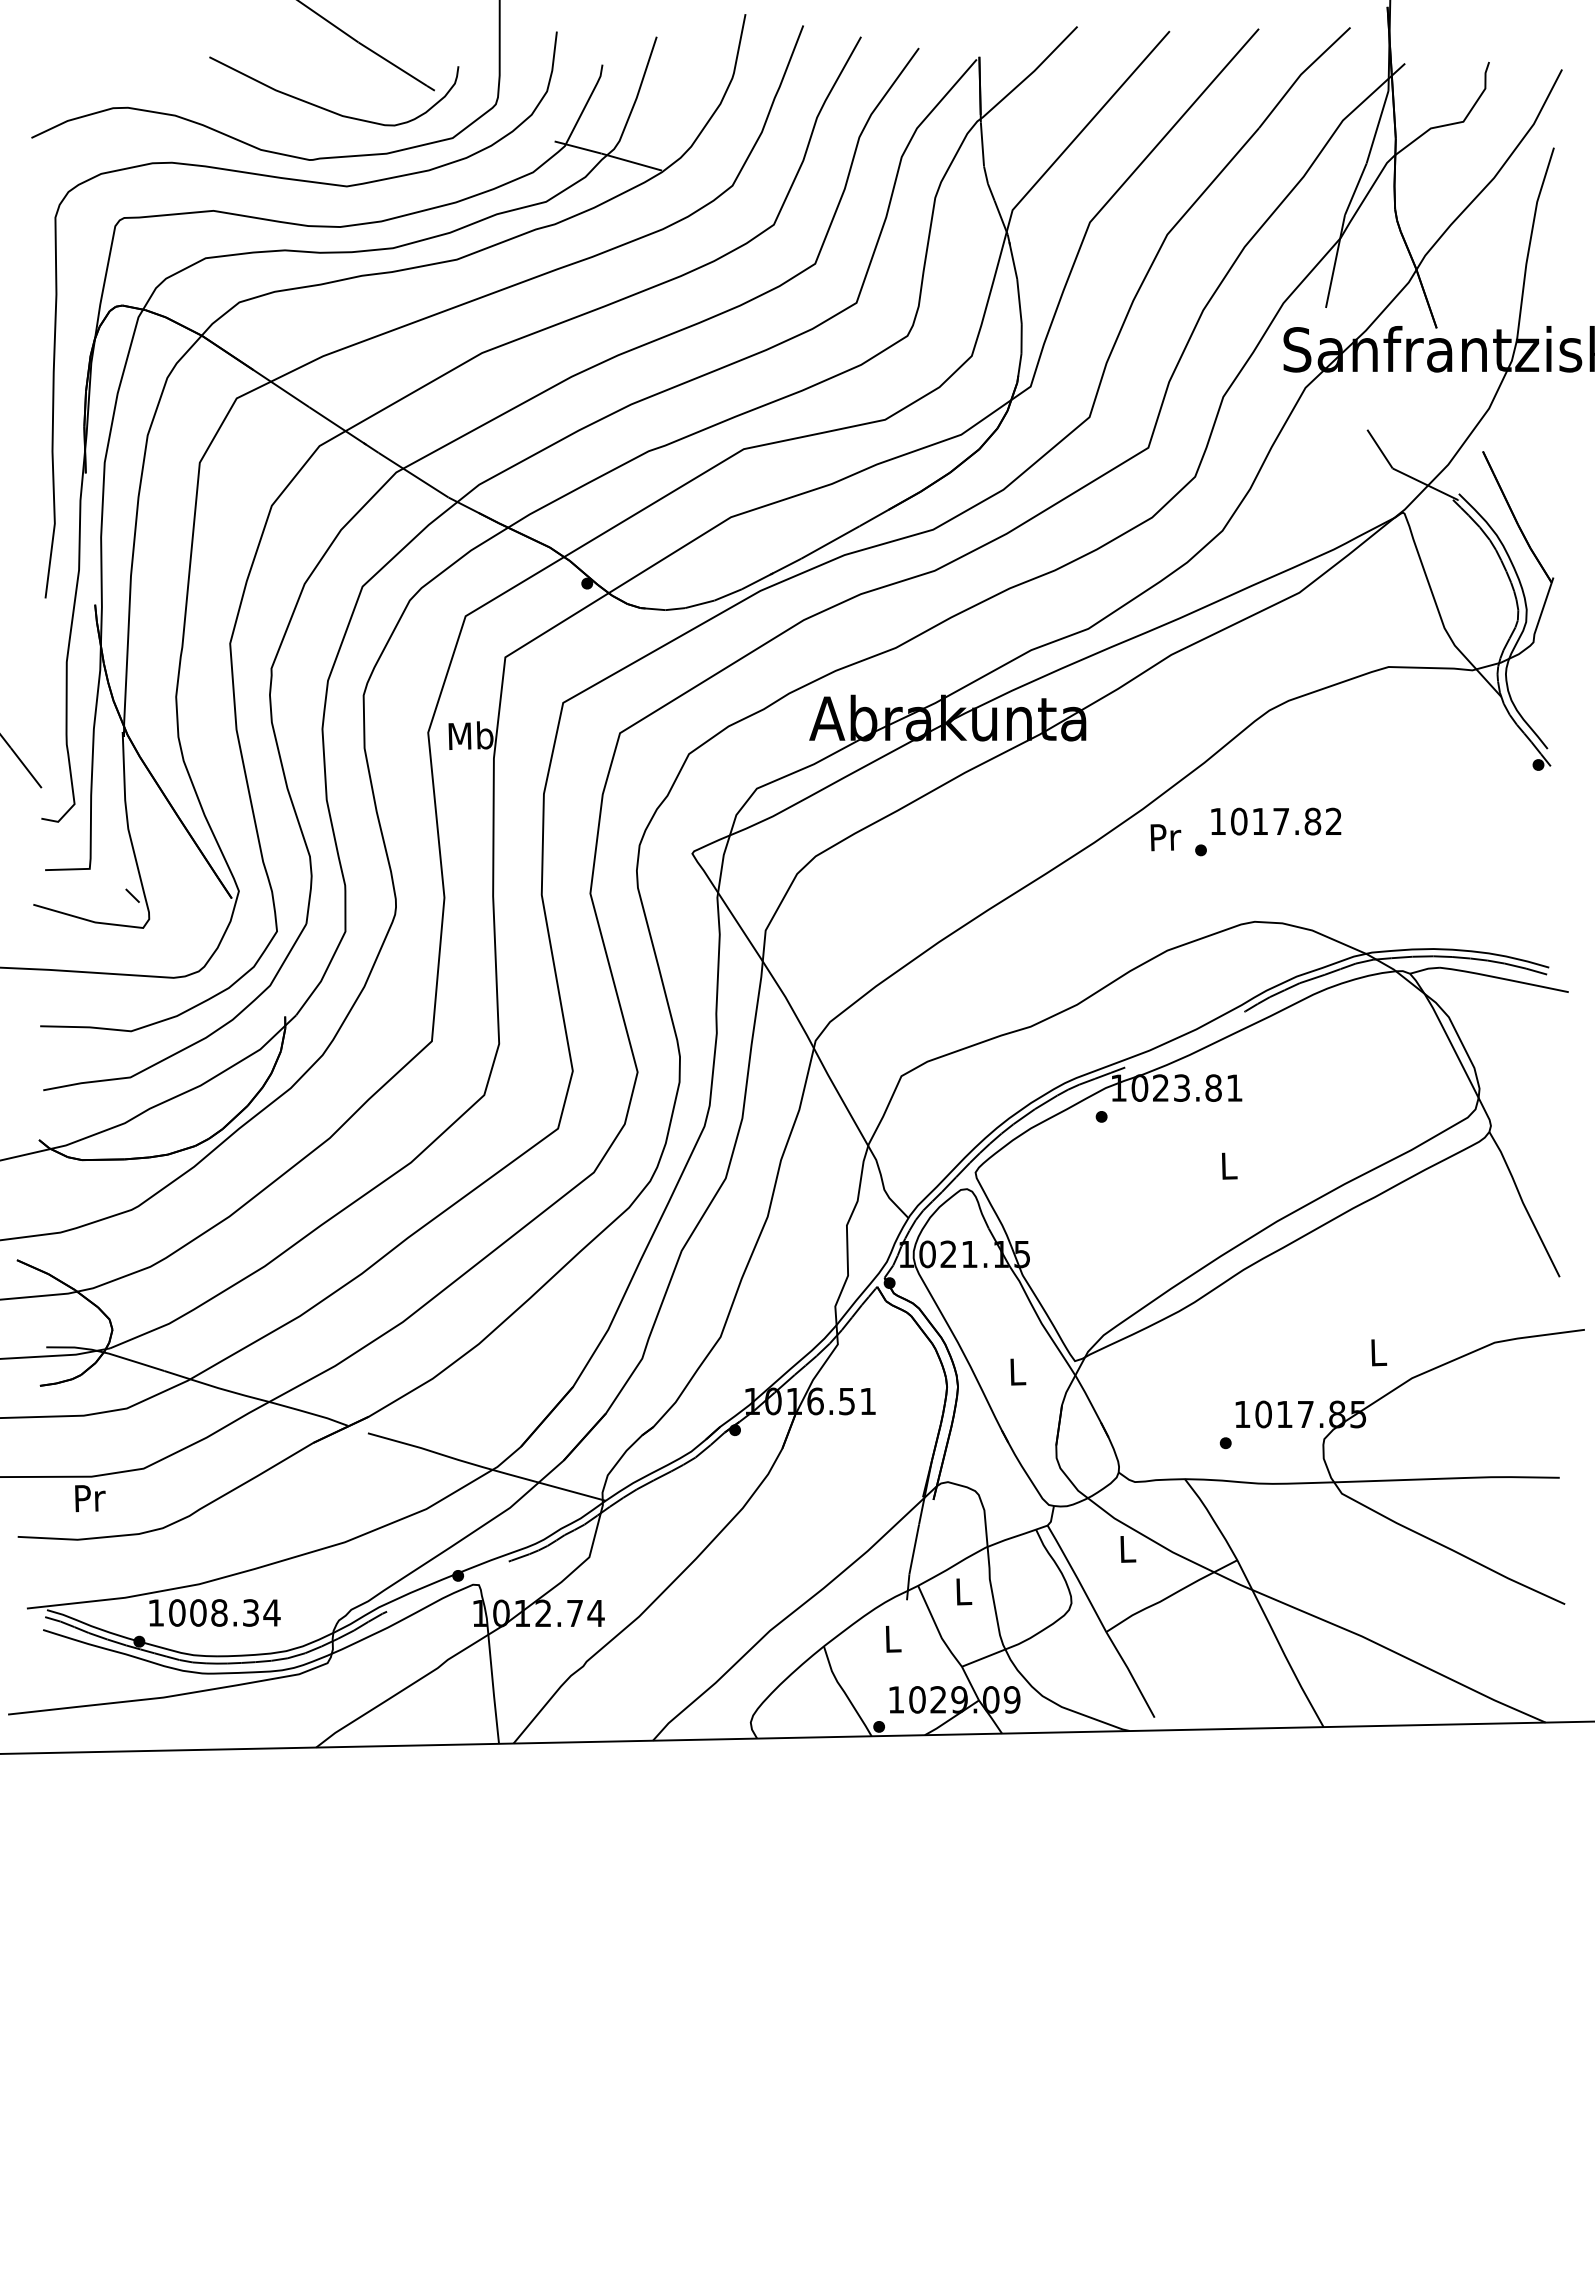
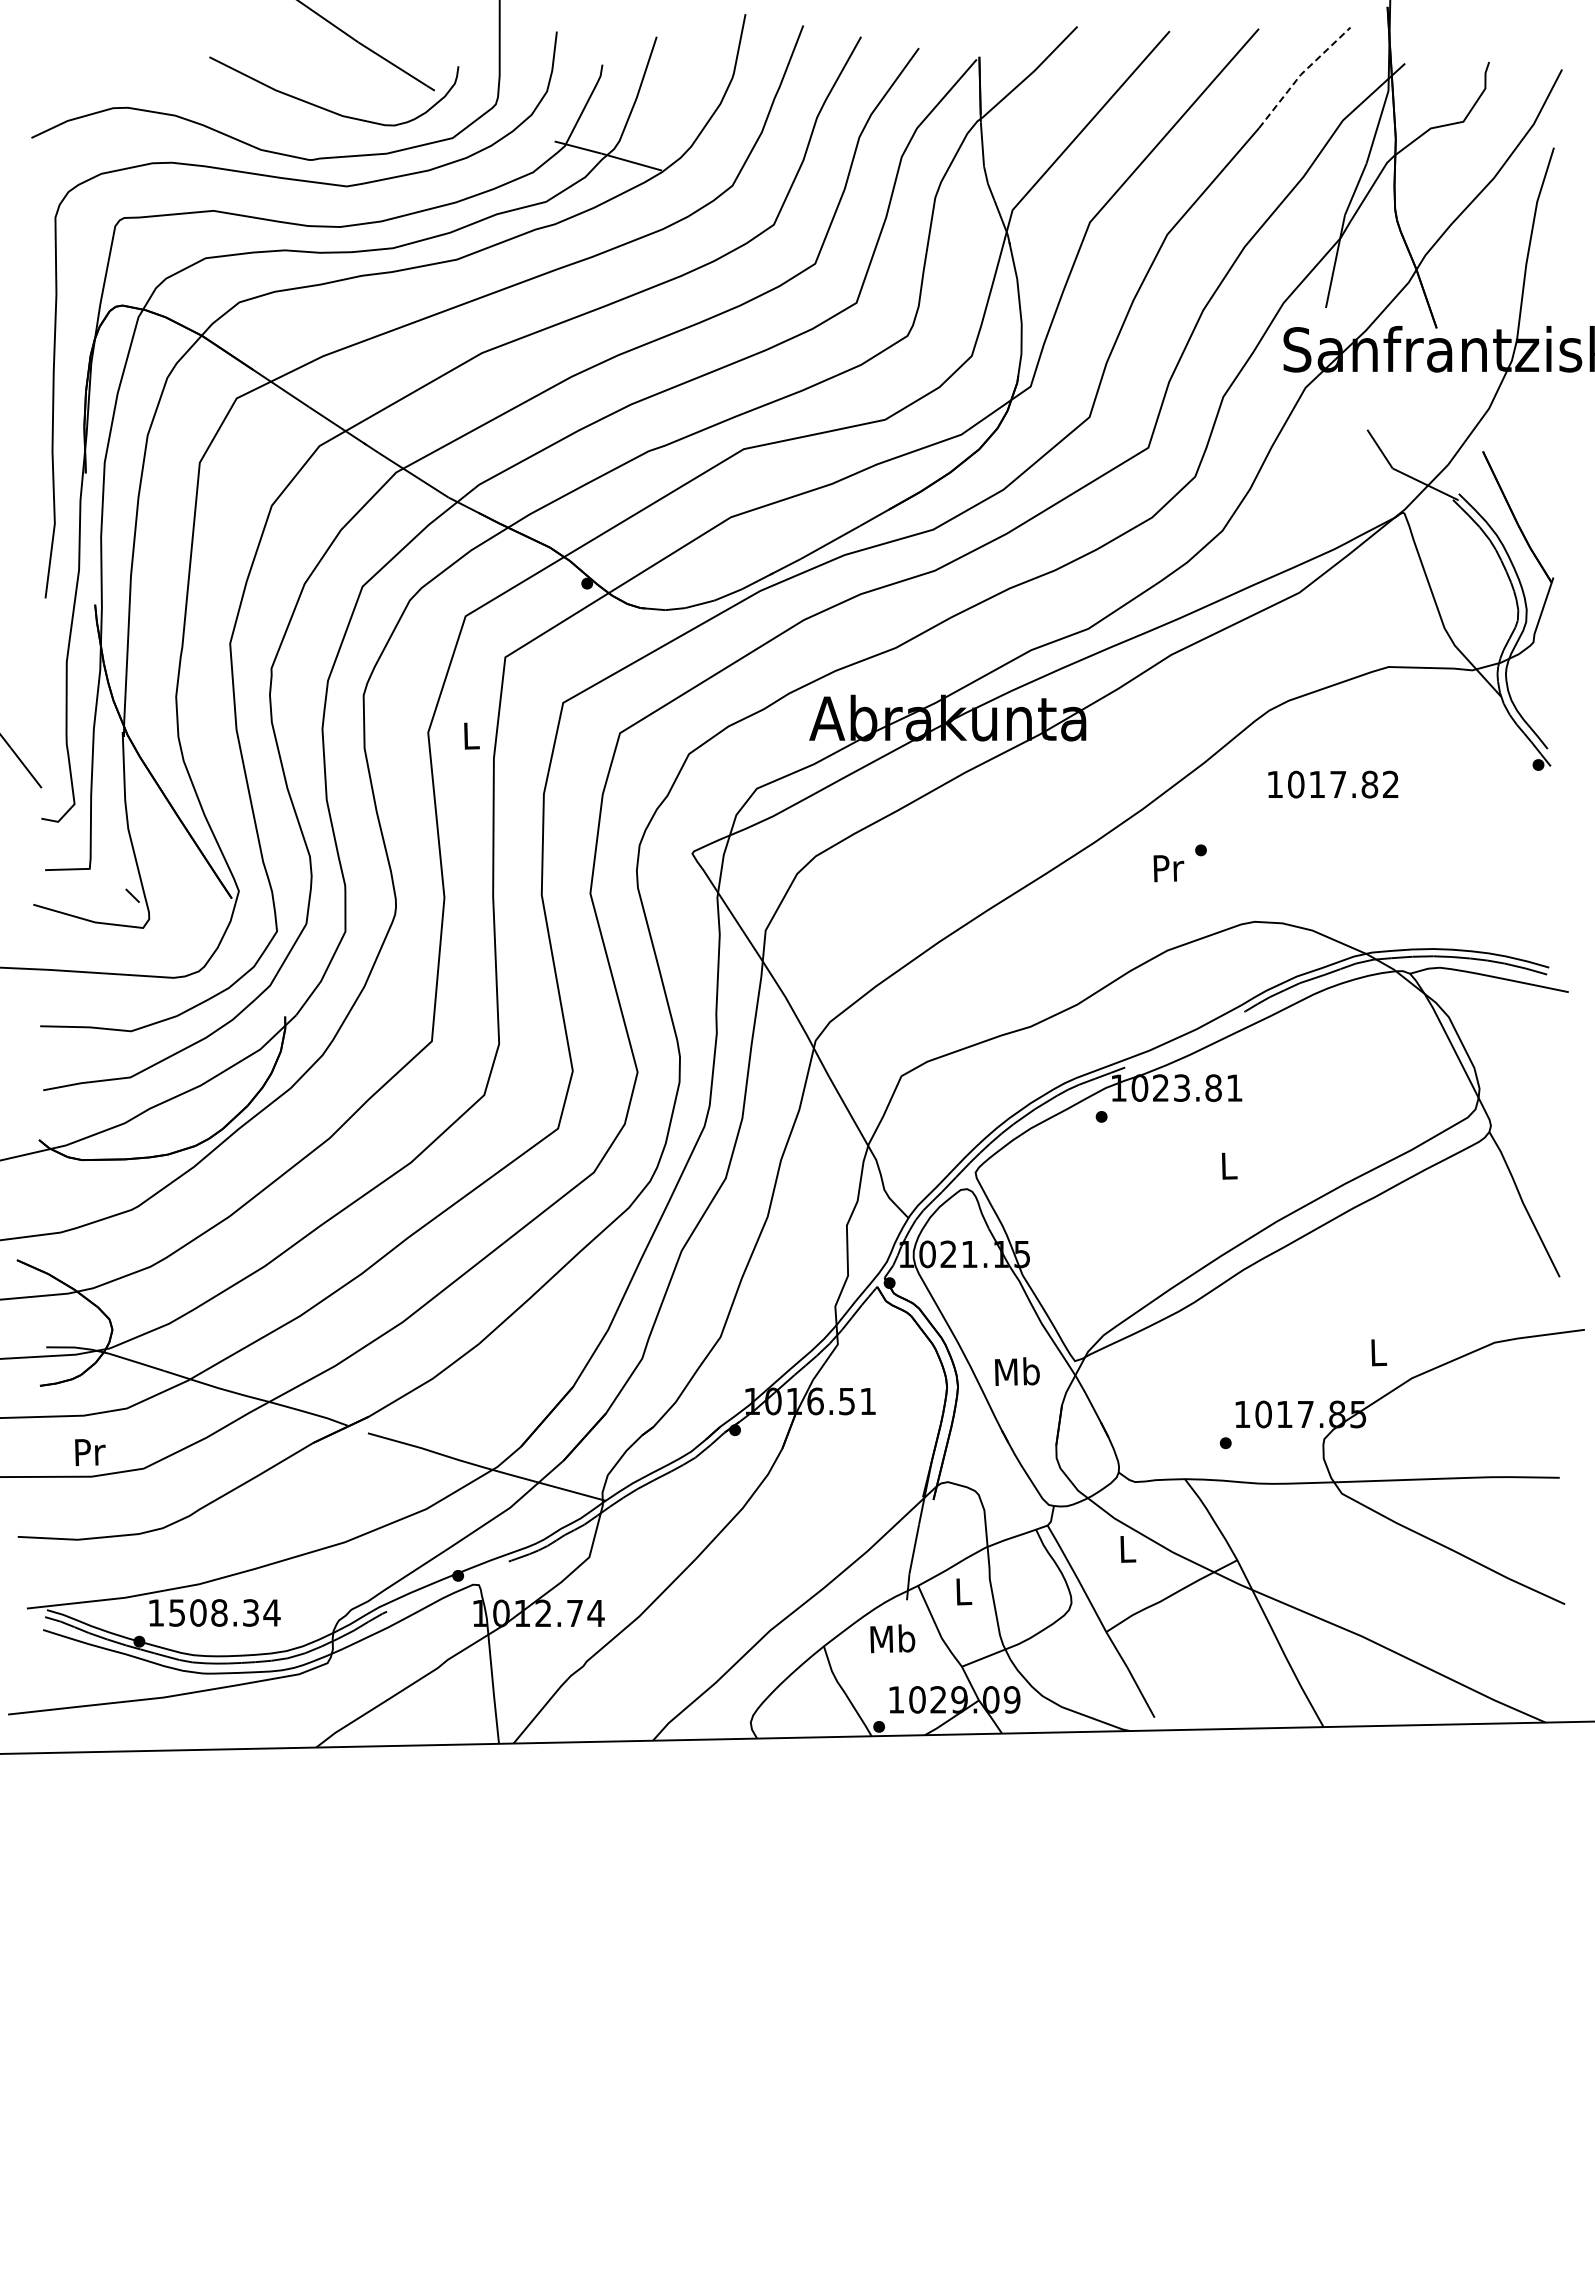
line: solid -> dashed (1300, 74)
text: Mb -> L (470, 735)
text position: (1276, 821) -> (1333, 784) (1333, 784)
text position: (1165, 837) -> (1168, 868) (1168, 868)
text: L -> Mb (1017, 1371)
text position: (90, 1498) -> (90, 1452) (90, 1452)
text: 1008.34 -> 1508.34 (177, 1612)
text: L -> Mb (892, 1638)
